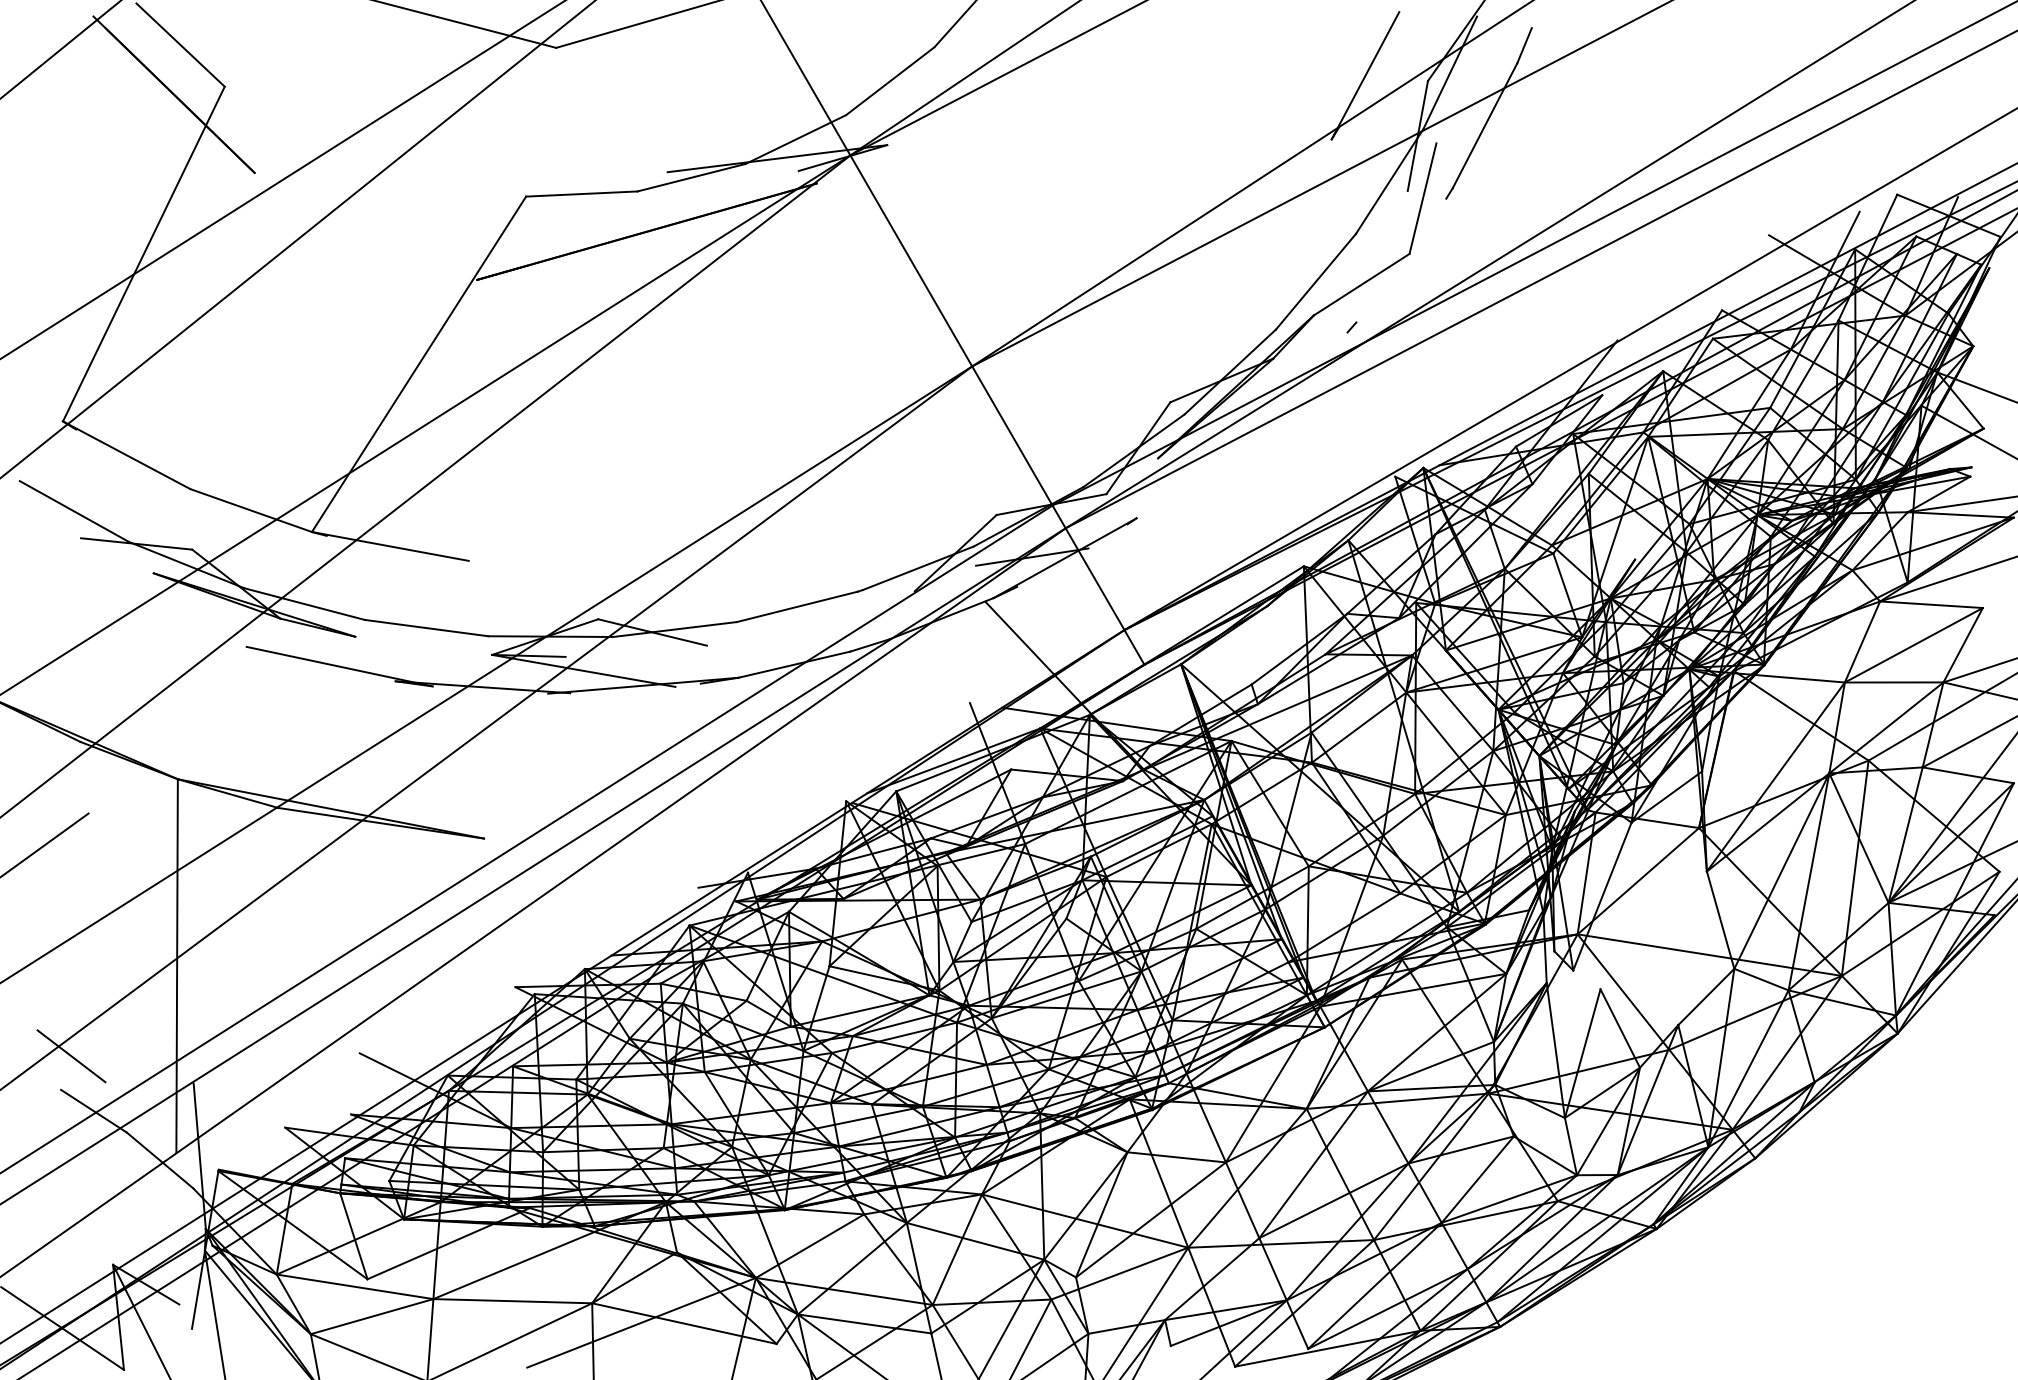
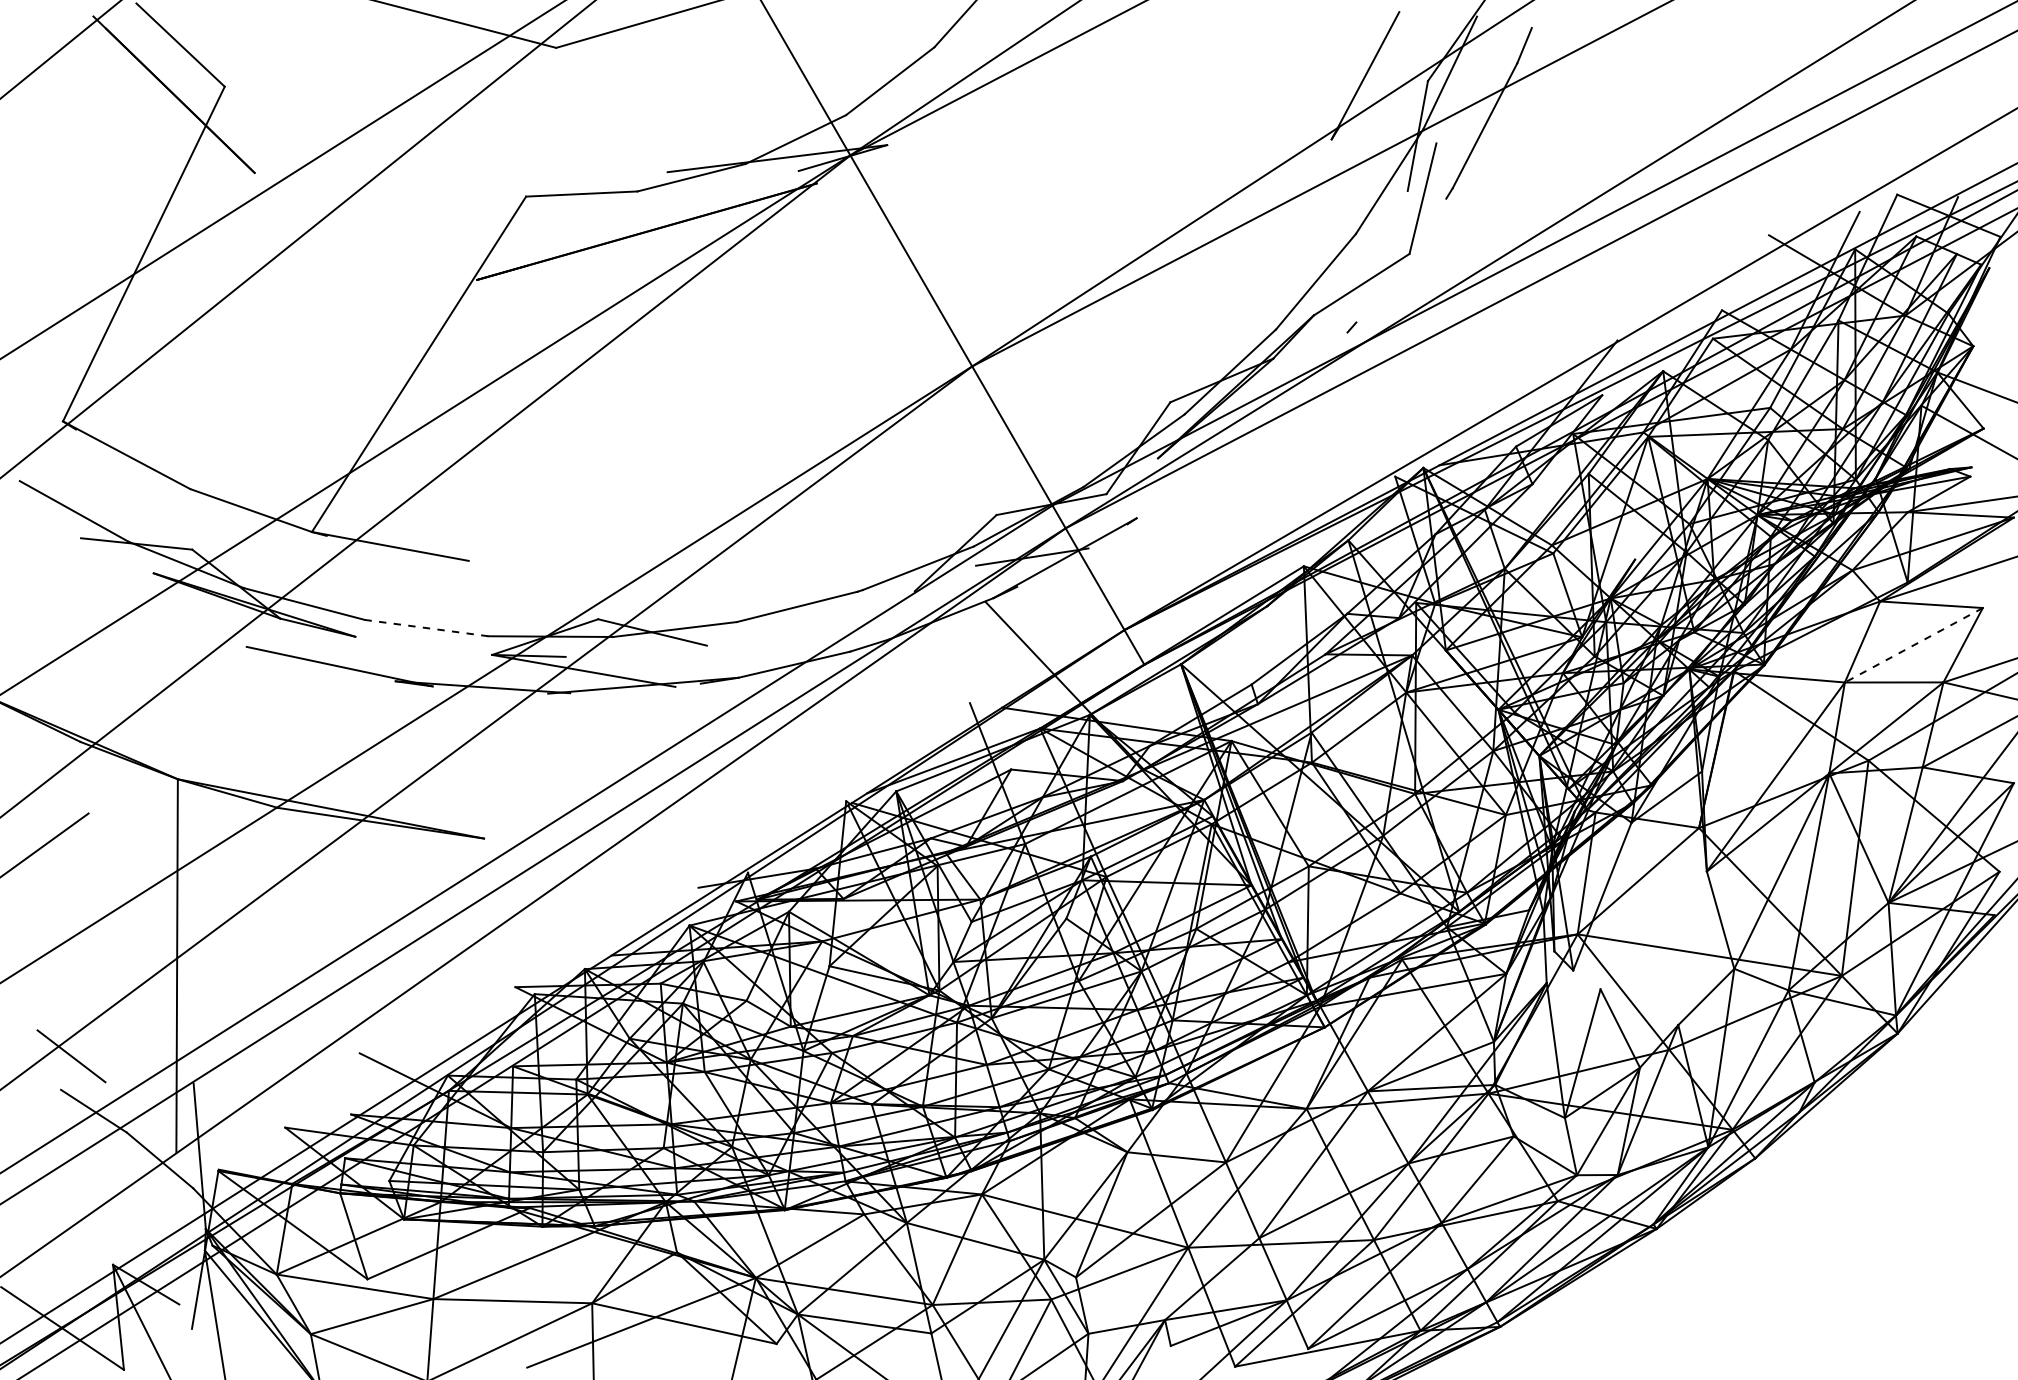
line: solid -> dashed (426, 628)
line: solid -> dashed (1913, 645)
